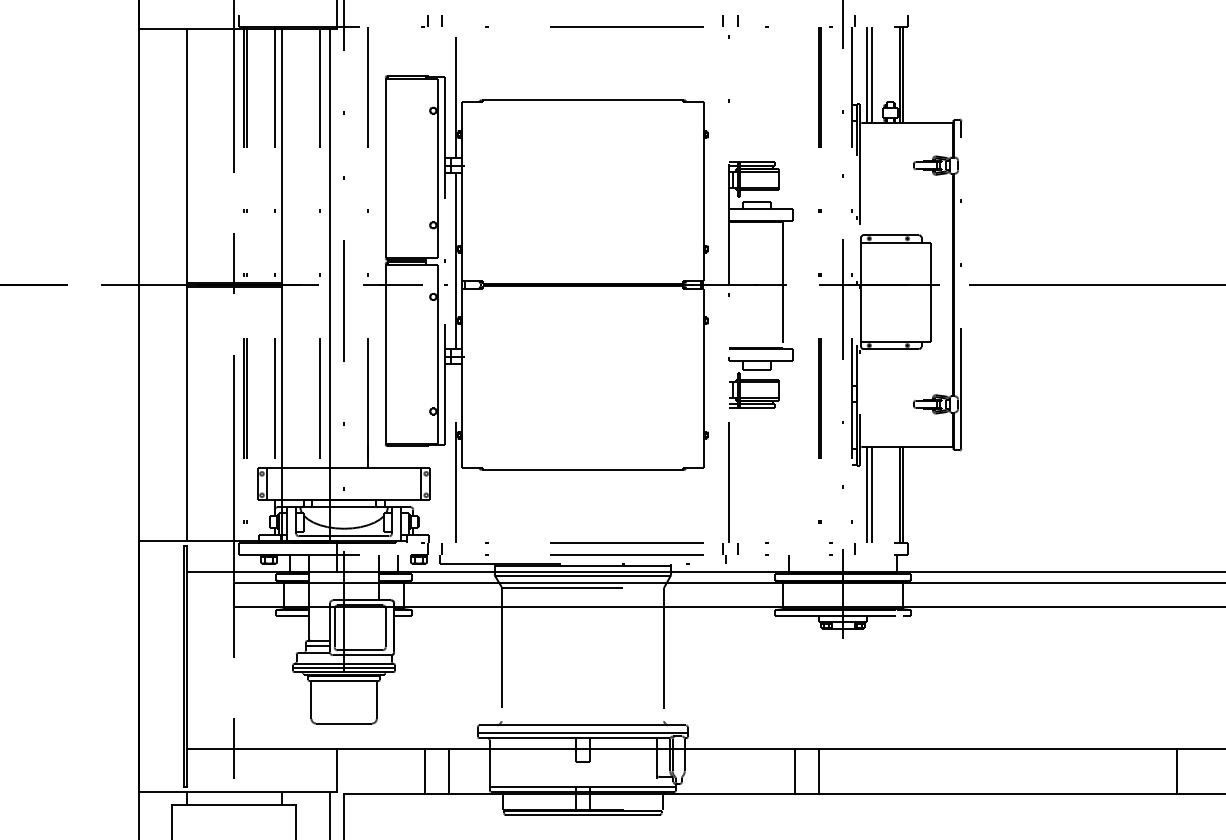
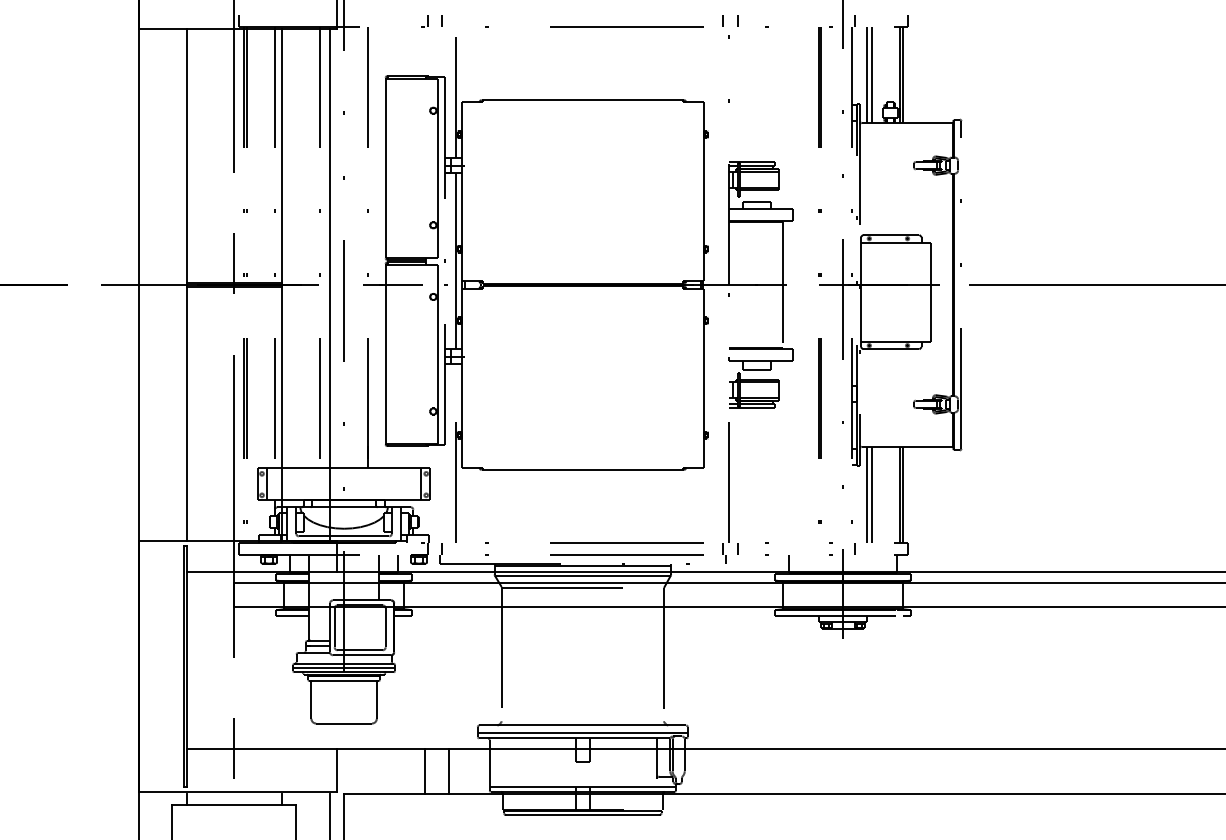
line: present -> none (795, 771)
line: present -> none (819, 771)
line: present -> none (1177, 771)
